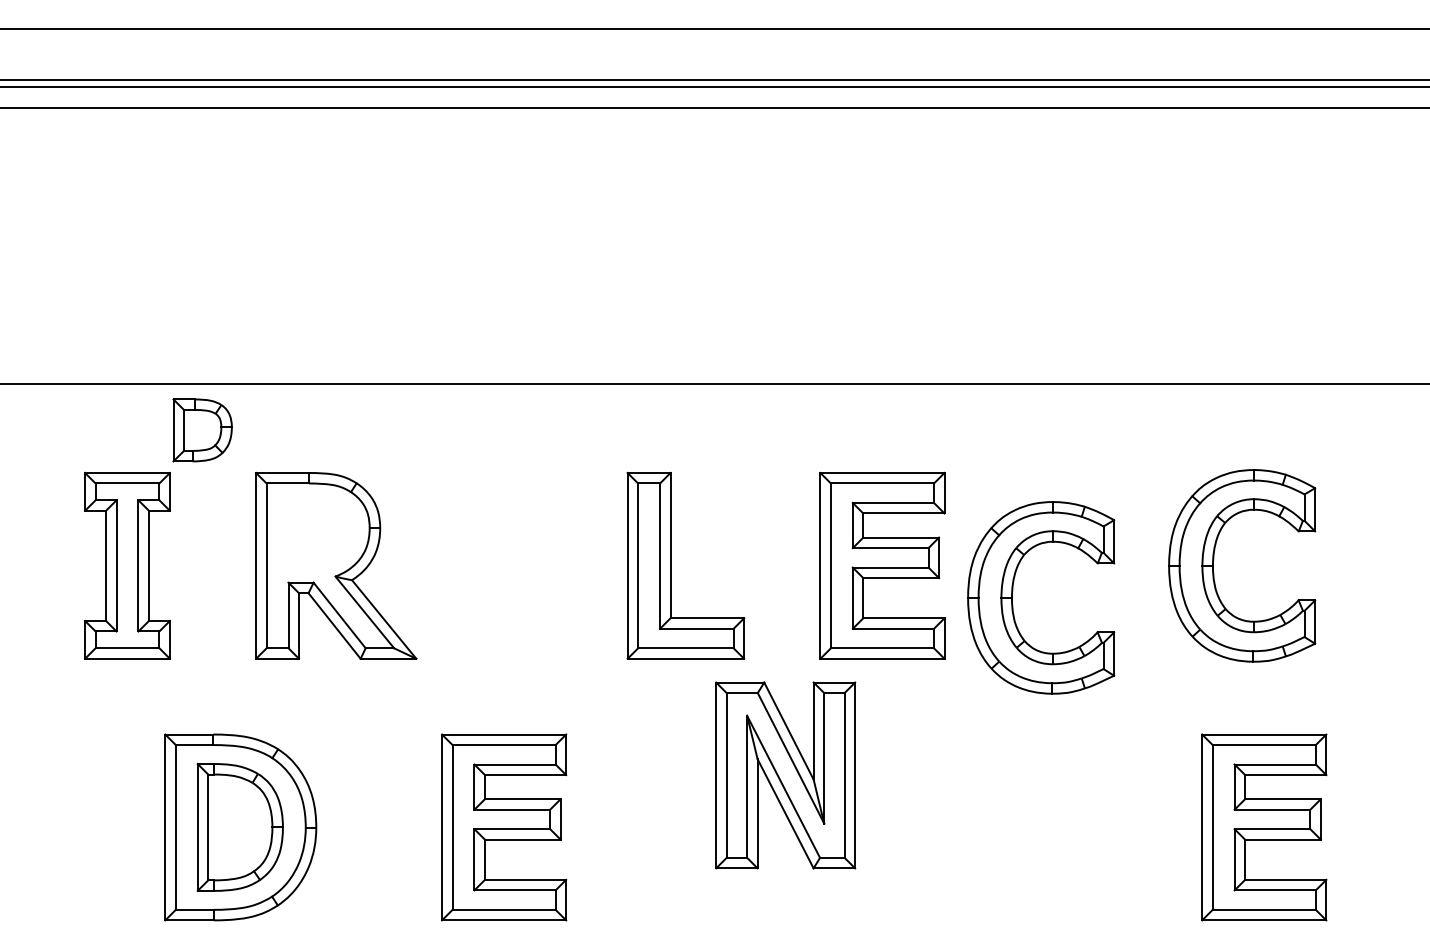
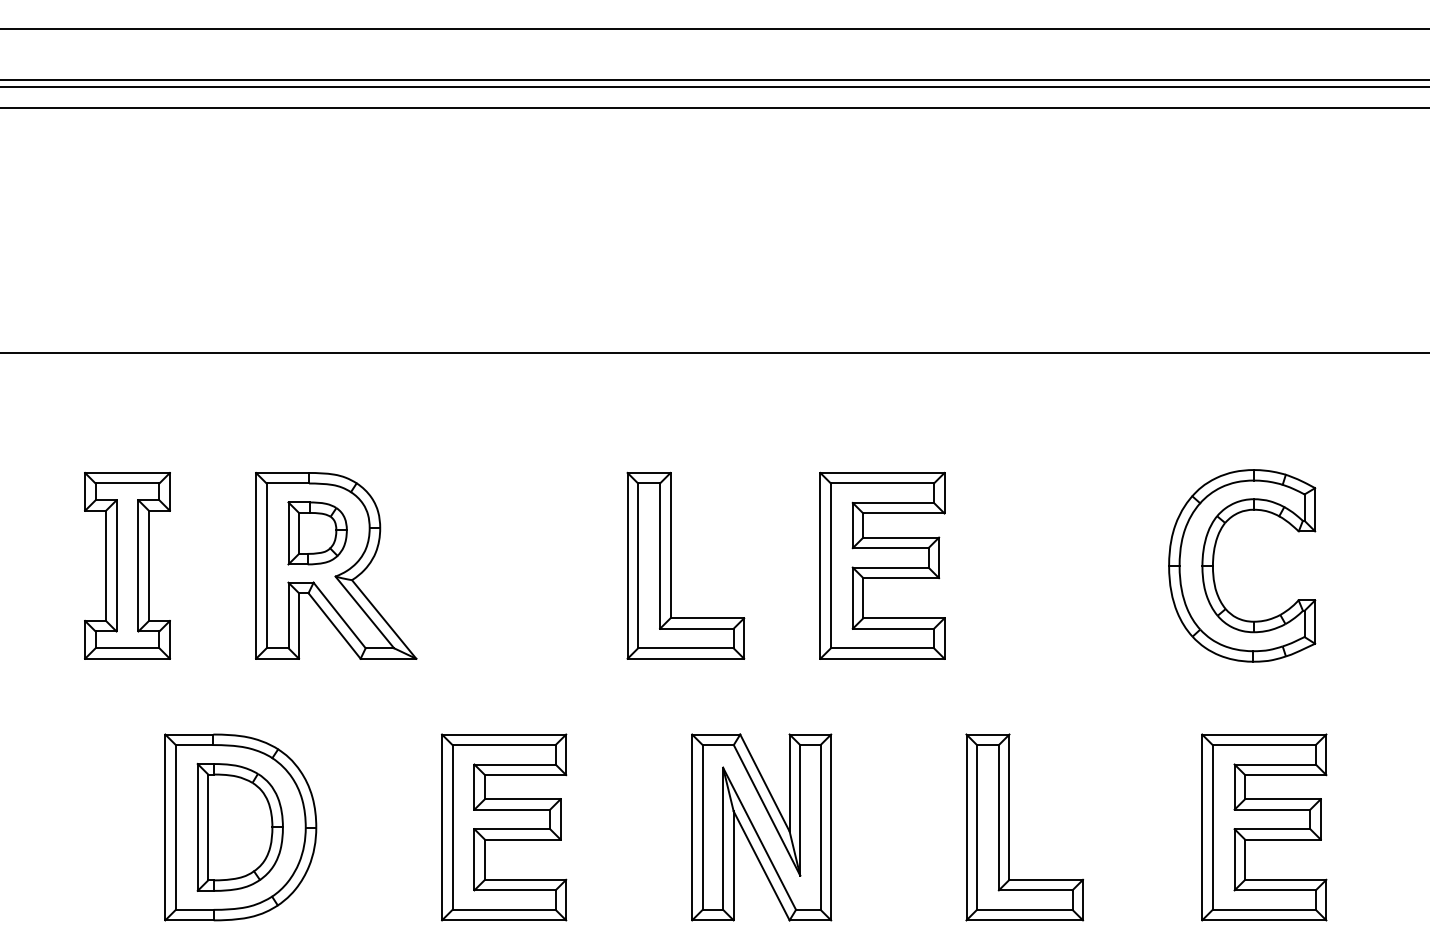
line position: (714, 384) -> (714, 353) (714, 353)
part position: (202, 430) -> (317, 533) (317, 533)
part: present -> none (1013, 591)
part position: (785, 775) -> (761, 827) (761, 827)
part: none -> present (1009, 827)
